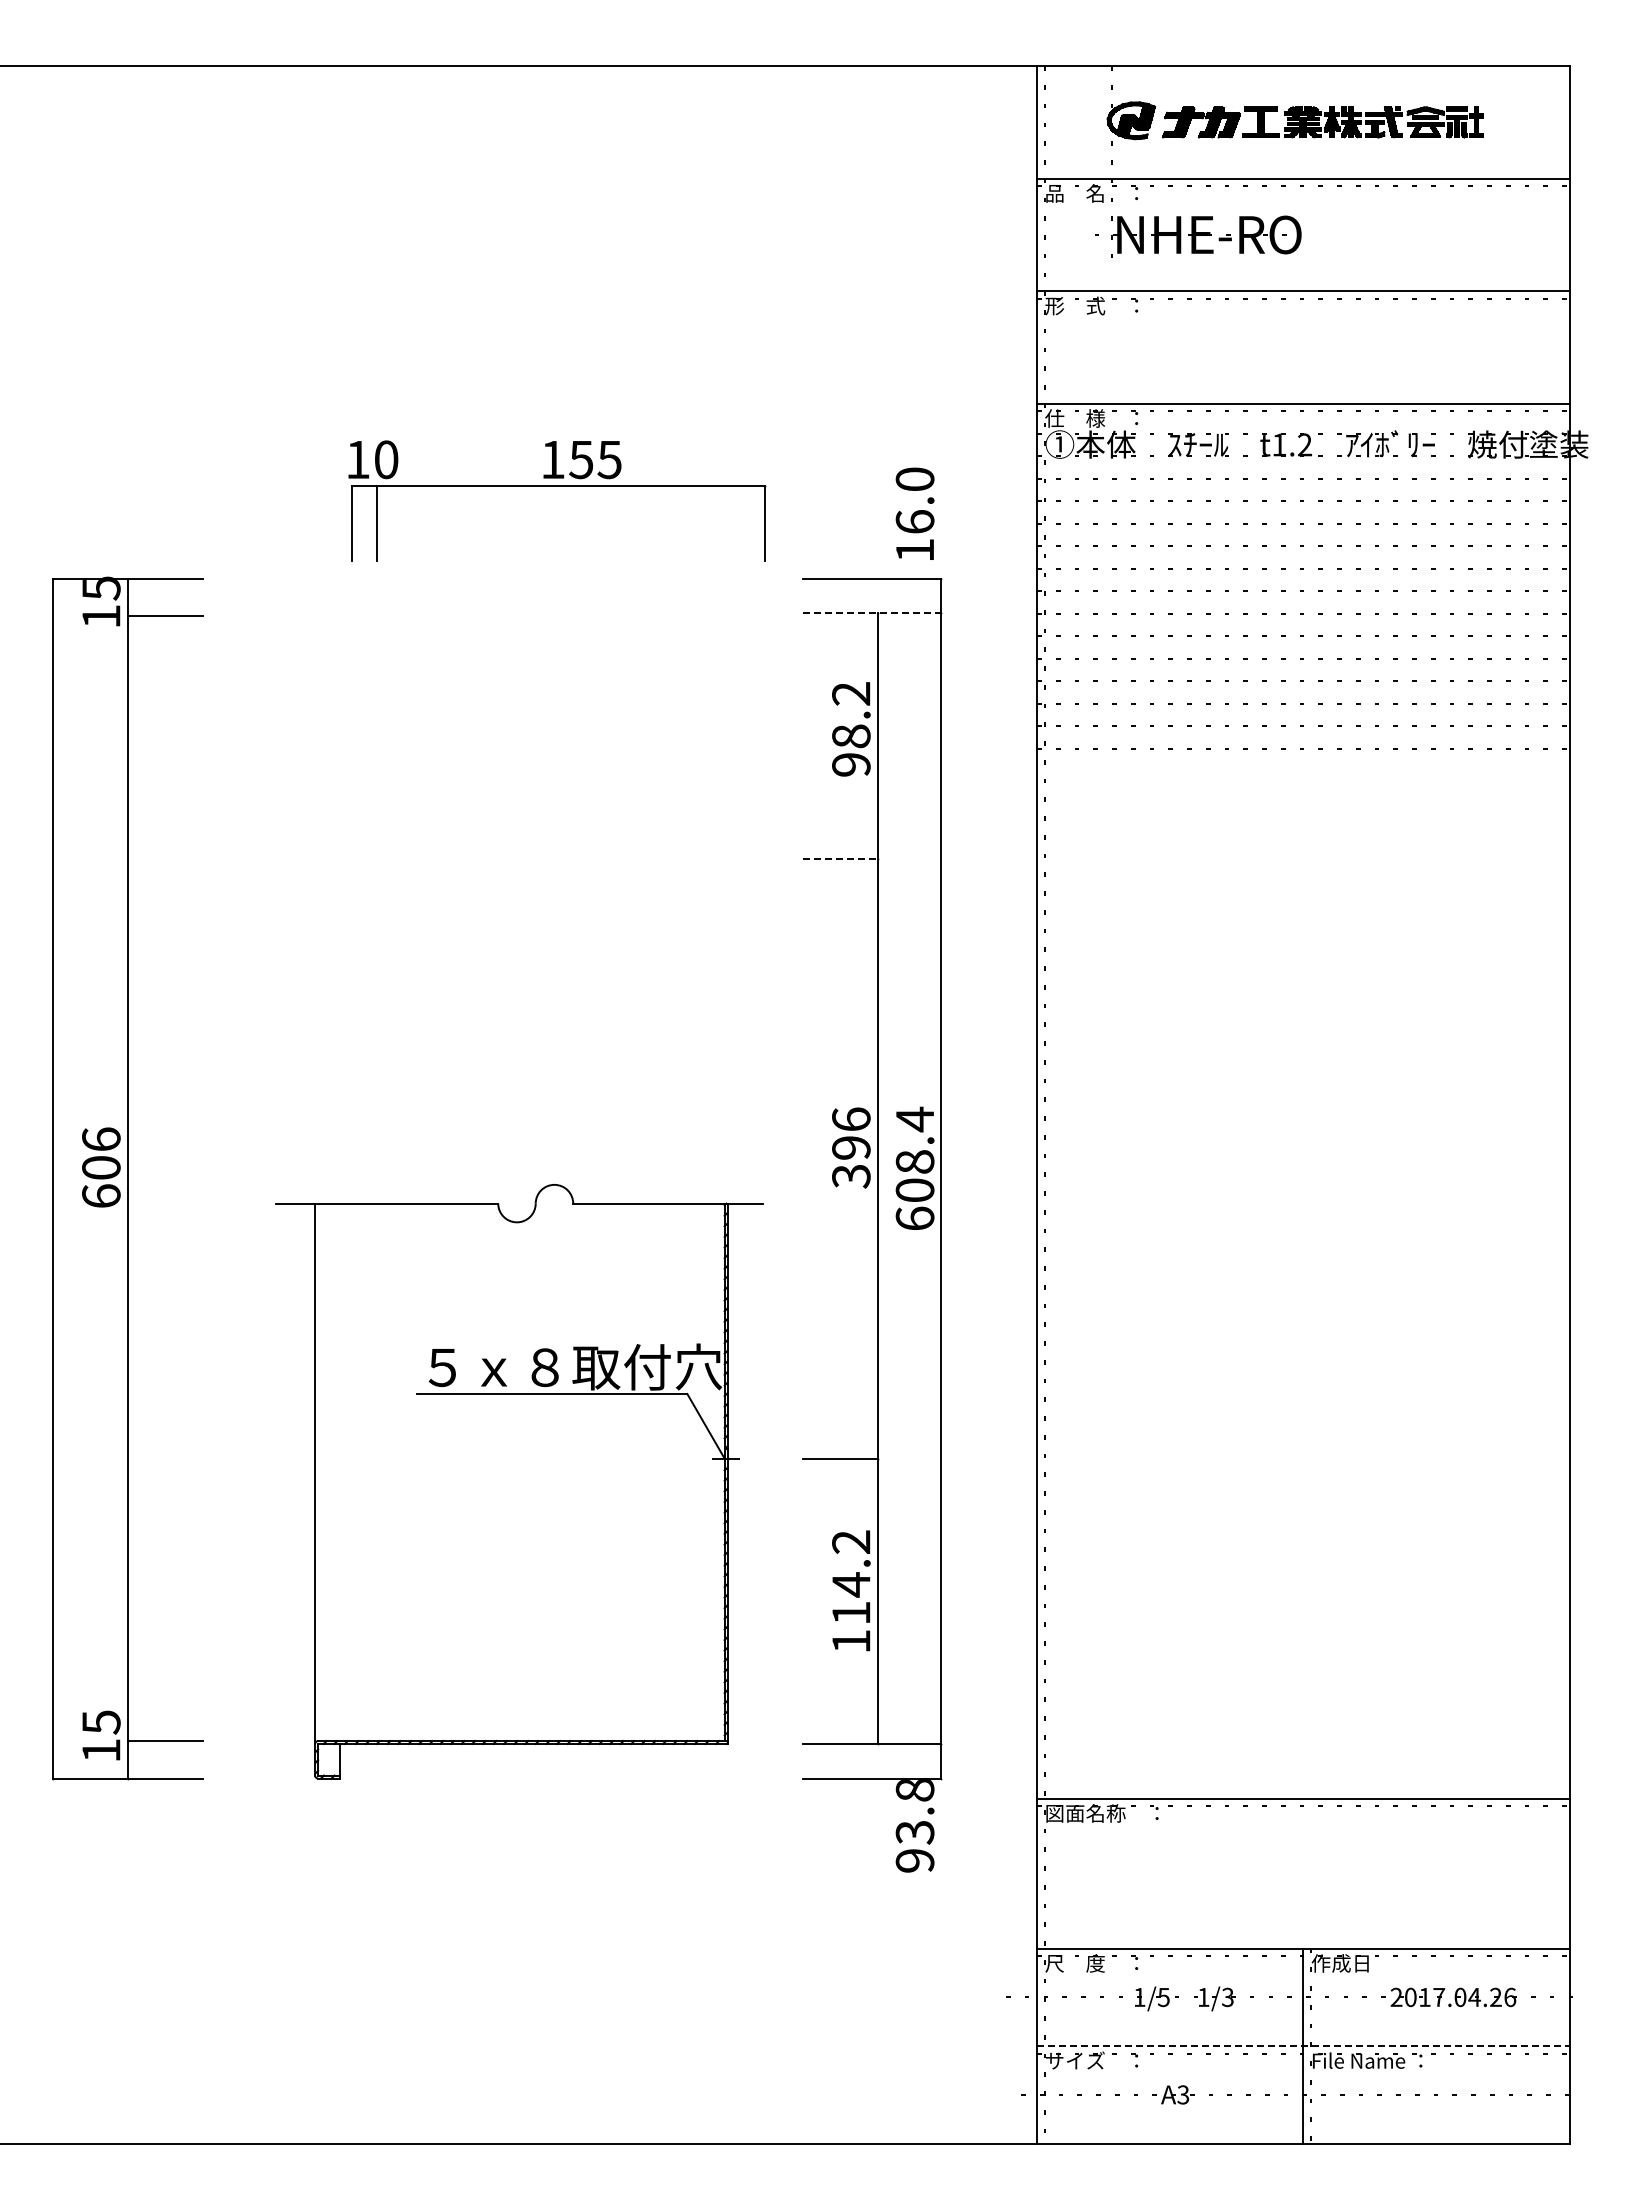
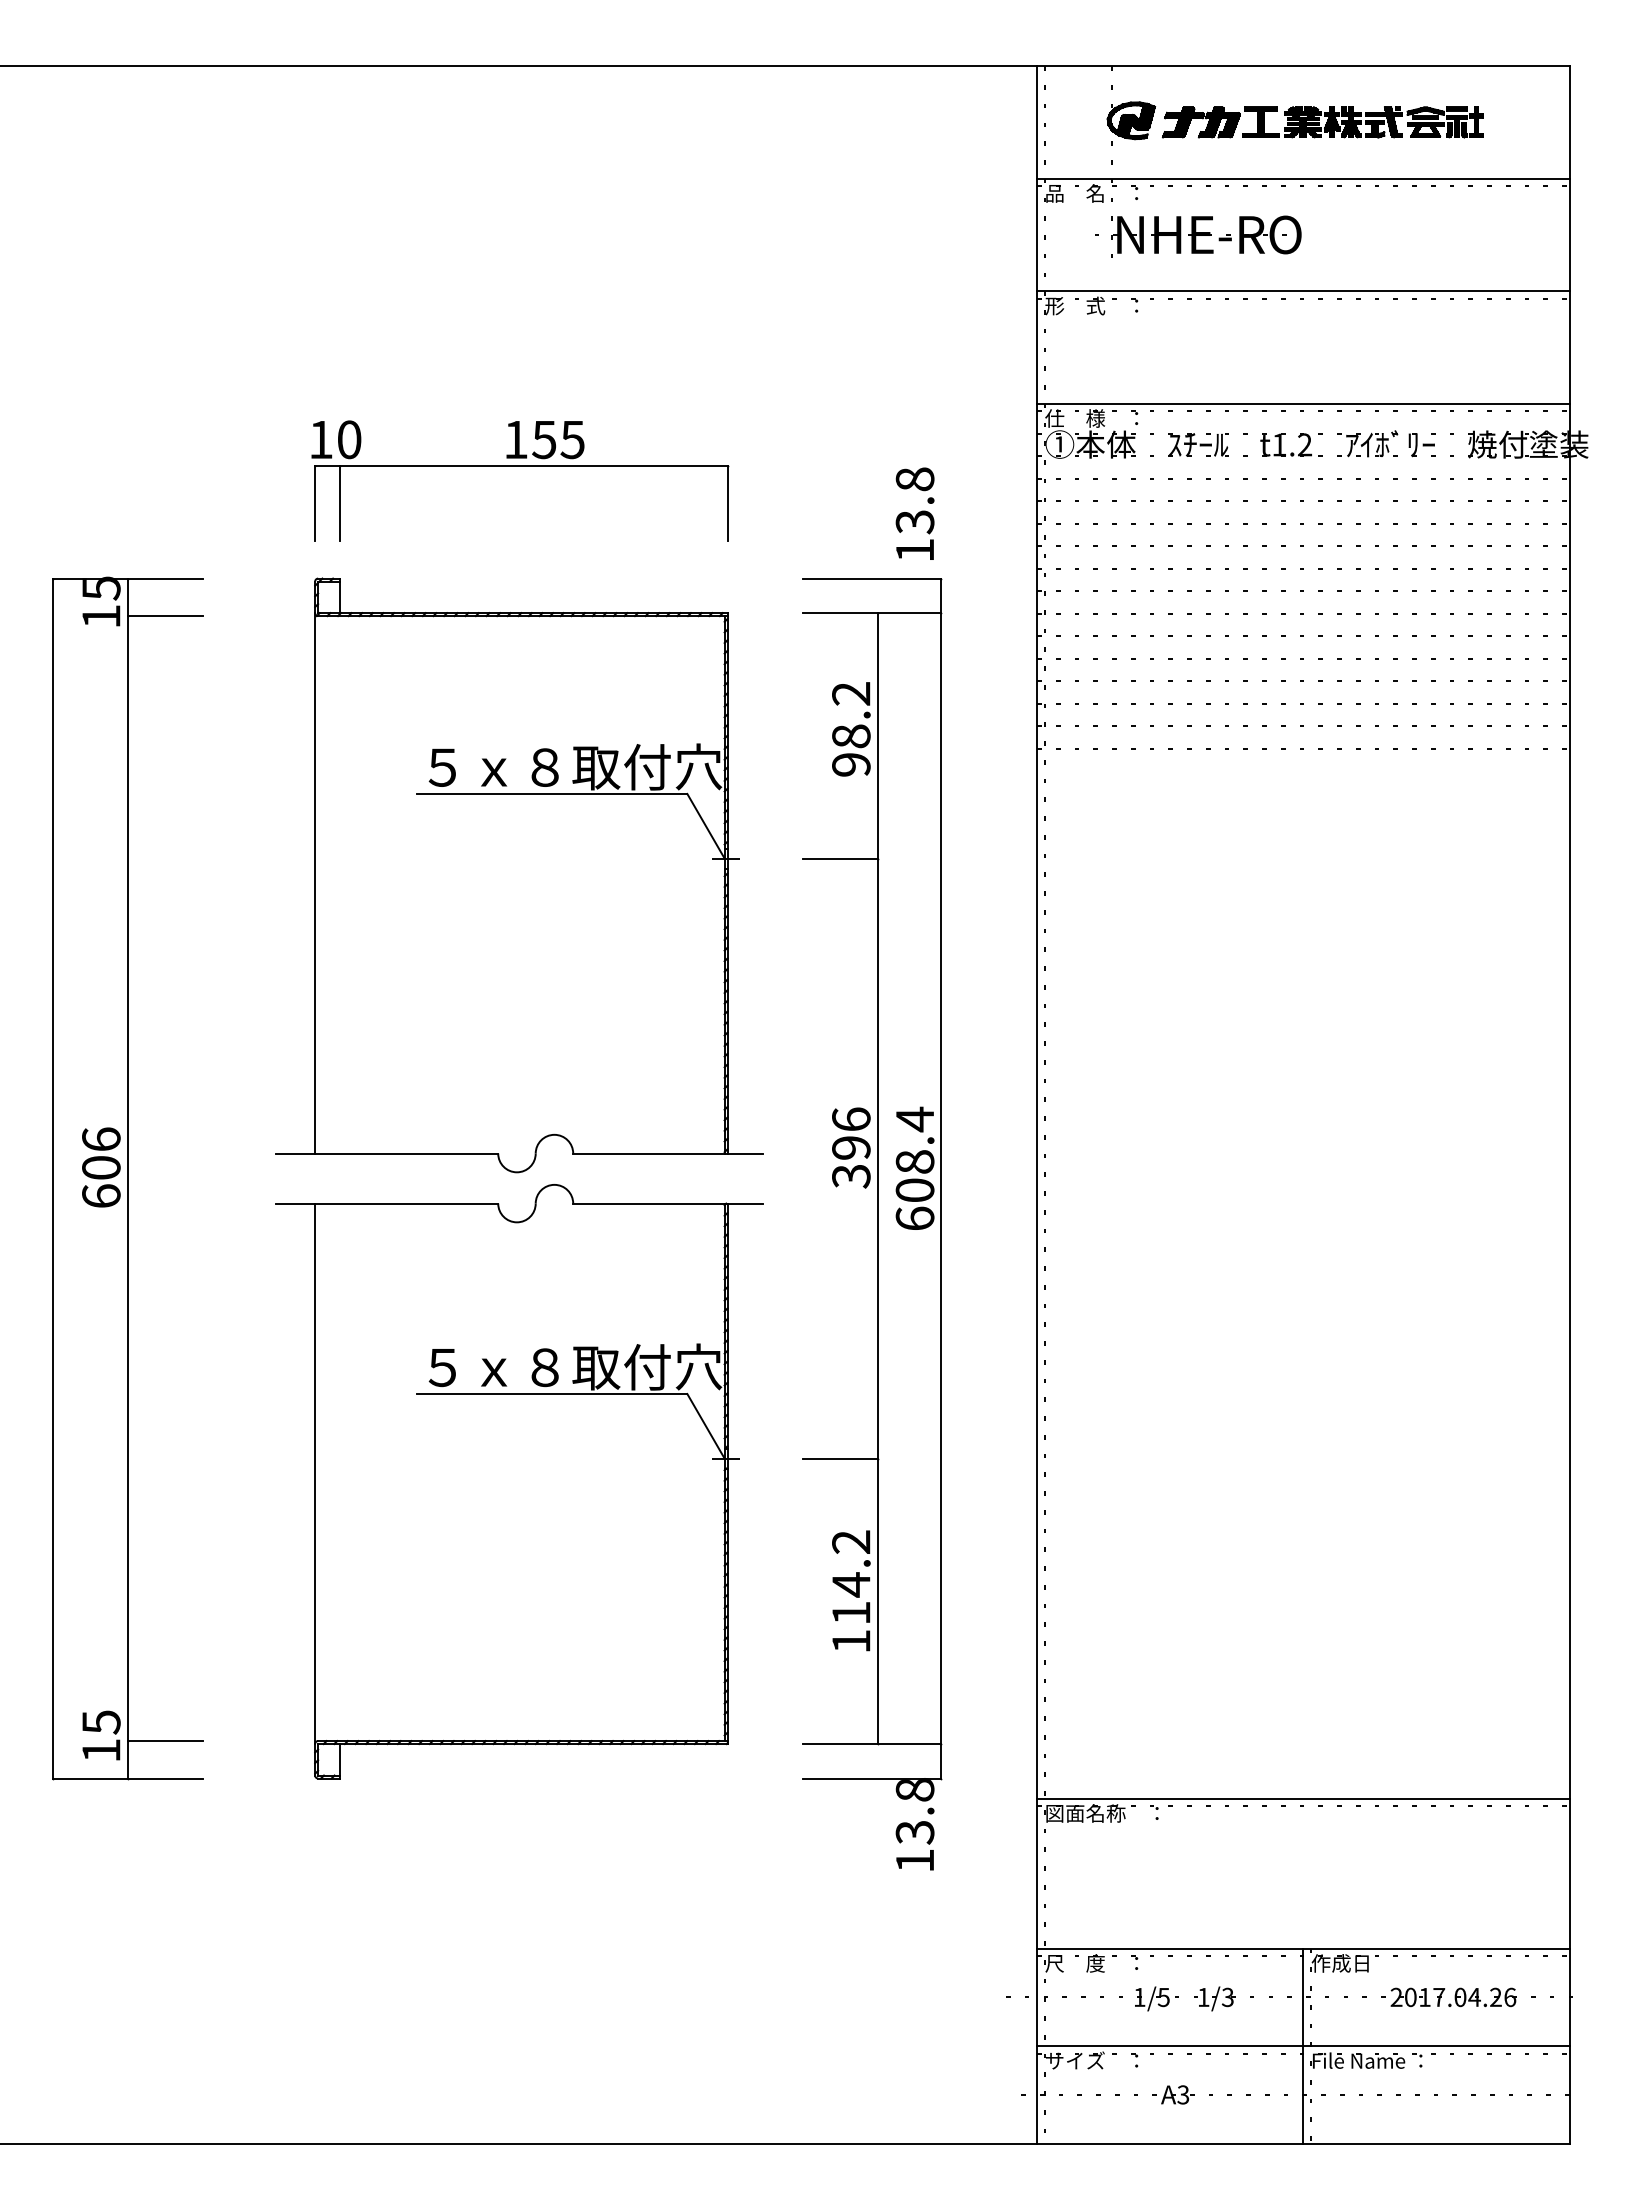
part position: (557, 486) -> (520, 466) (520, 466)
text: 16.0 -> 13.8 (914, 500)
line: dashed -> solid (872, 613)
line: dashed -> solid (840, 858)
part: none -> present (519, 875)
text: 93.8 -> 13.8 (914, 1860)
line: dashed -> solid (1303, 2046)
